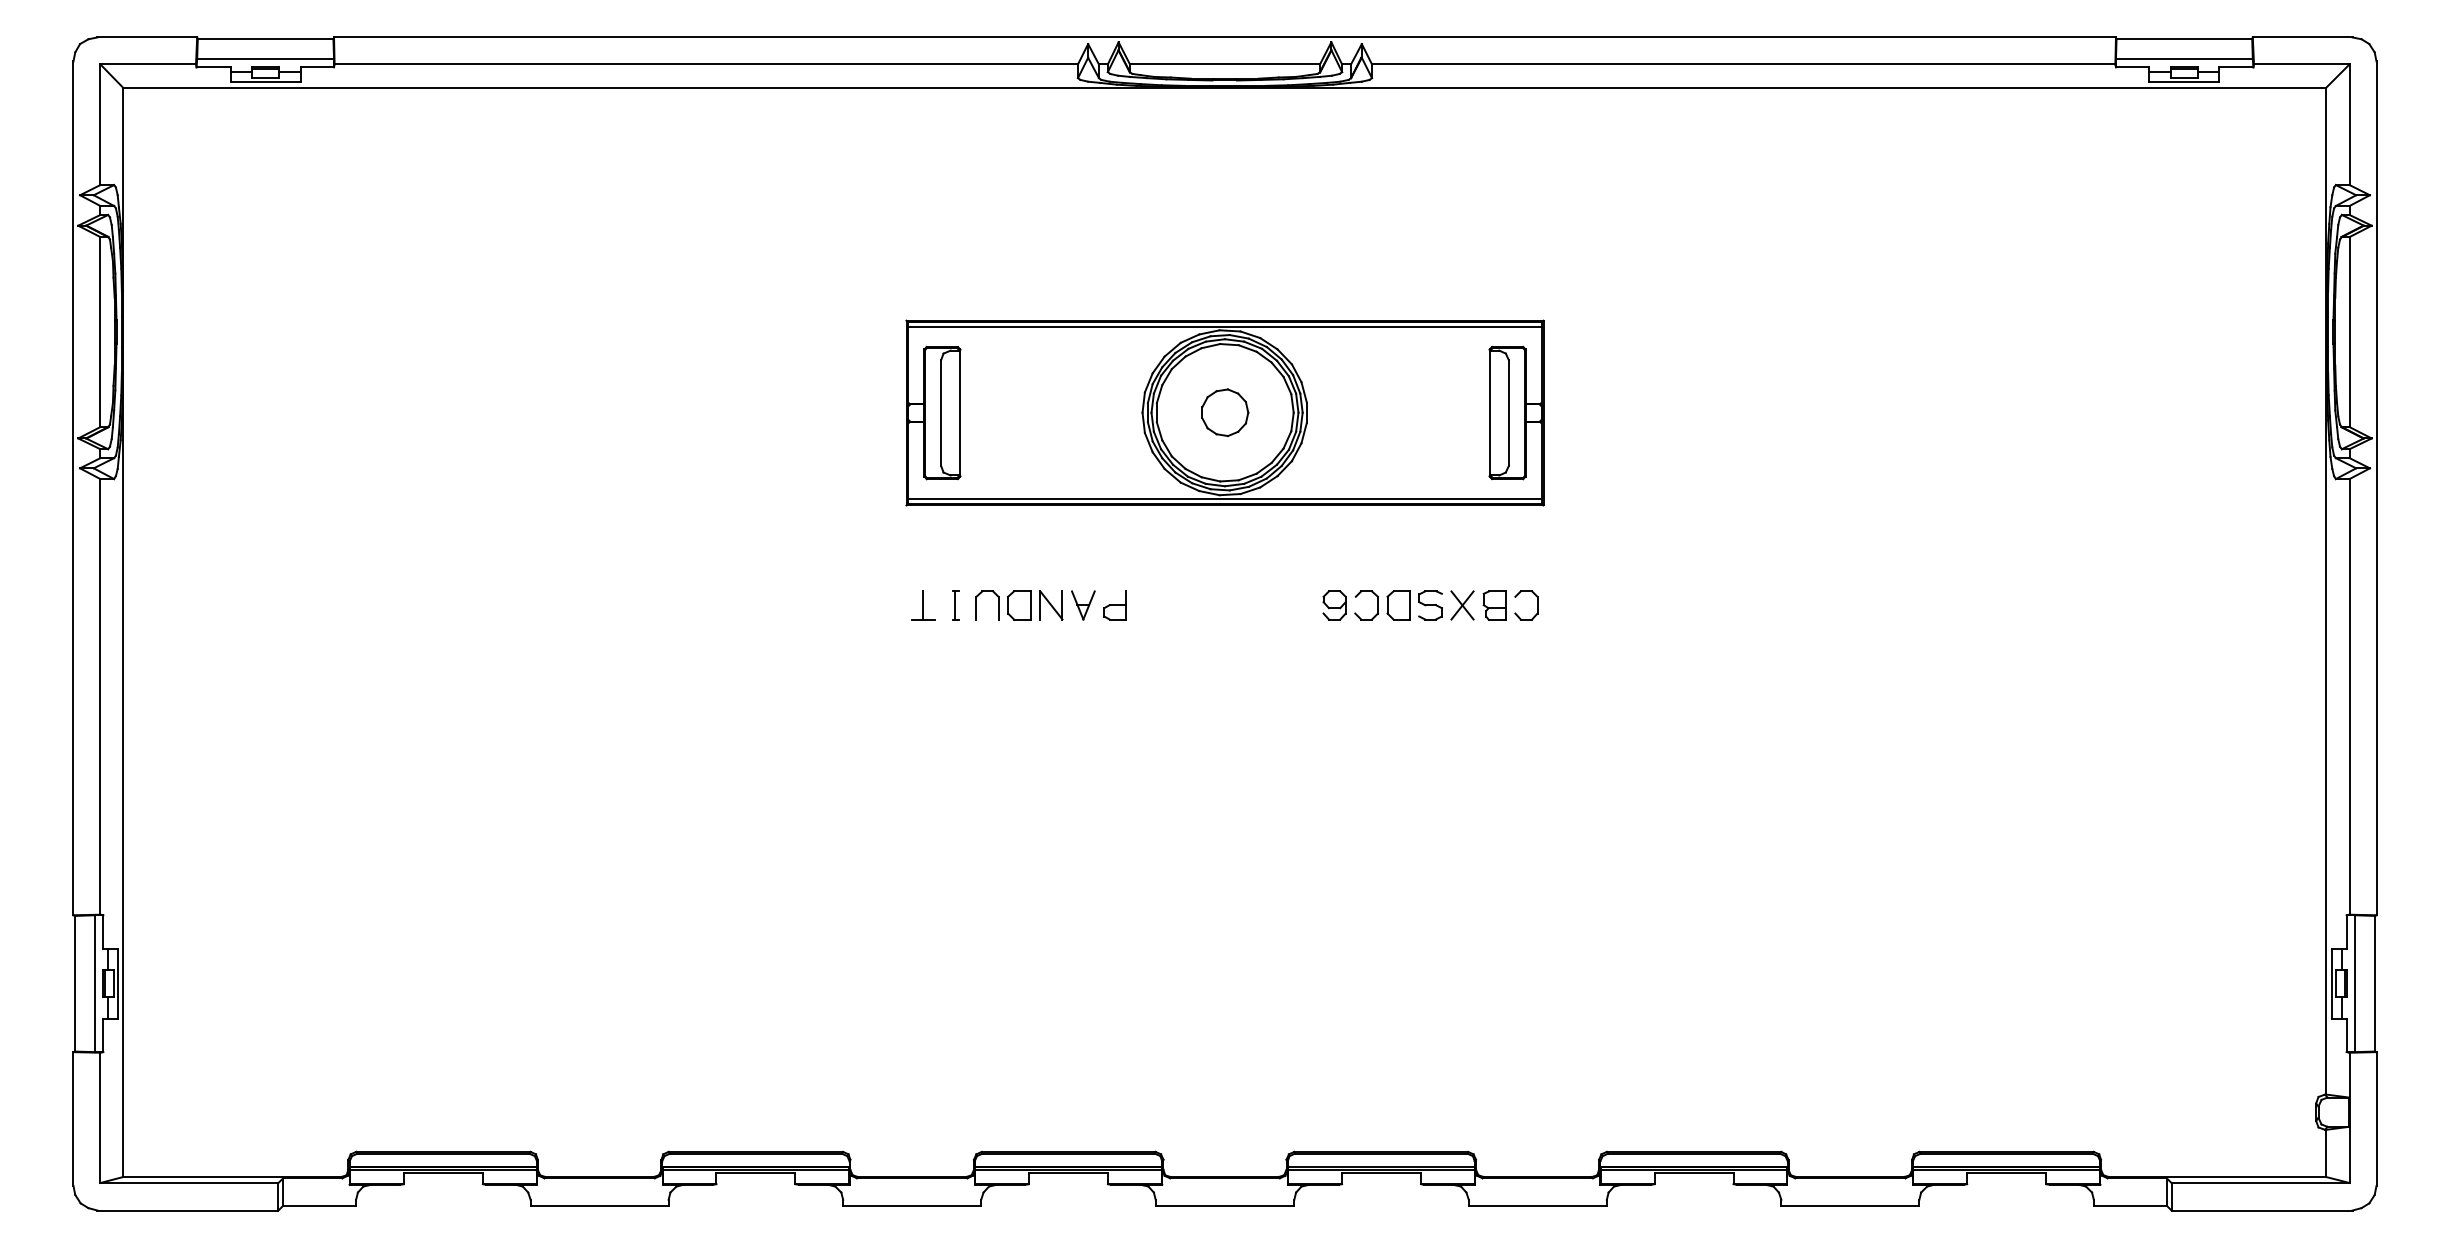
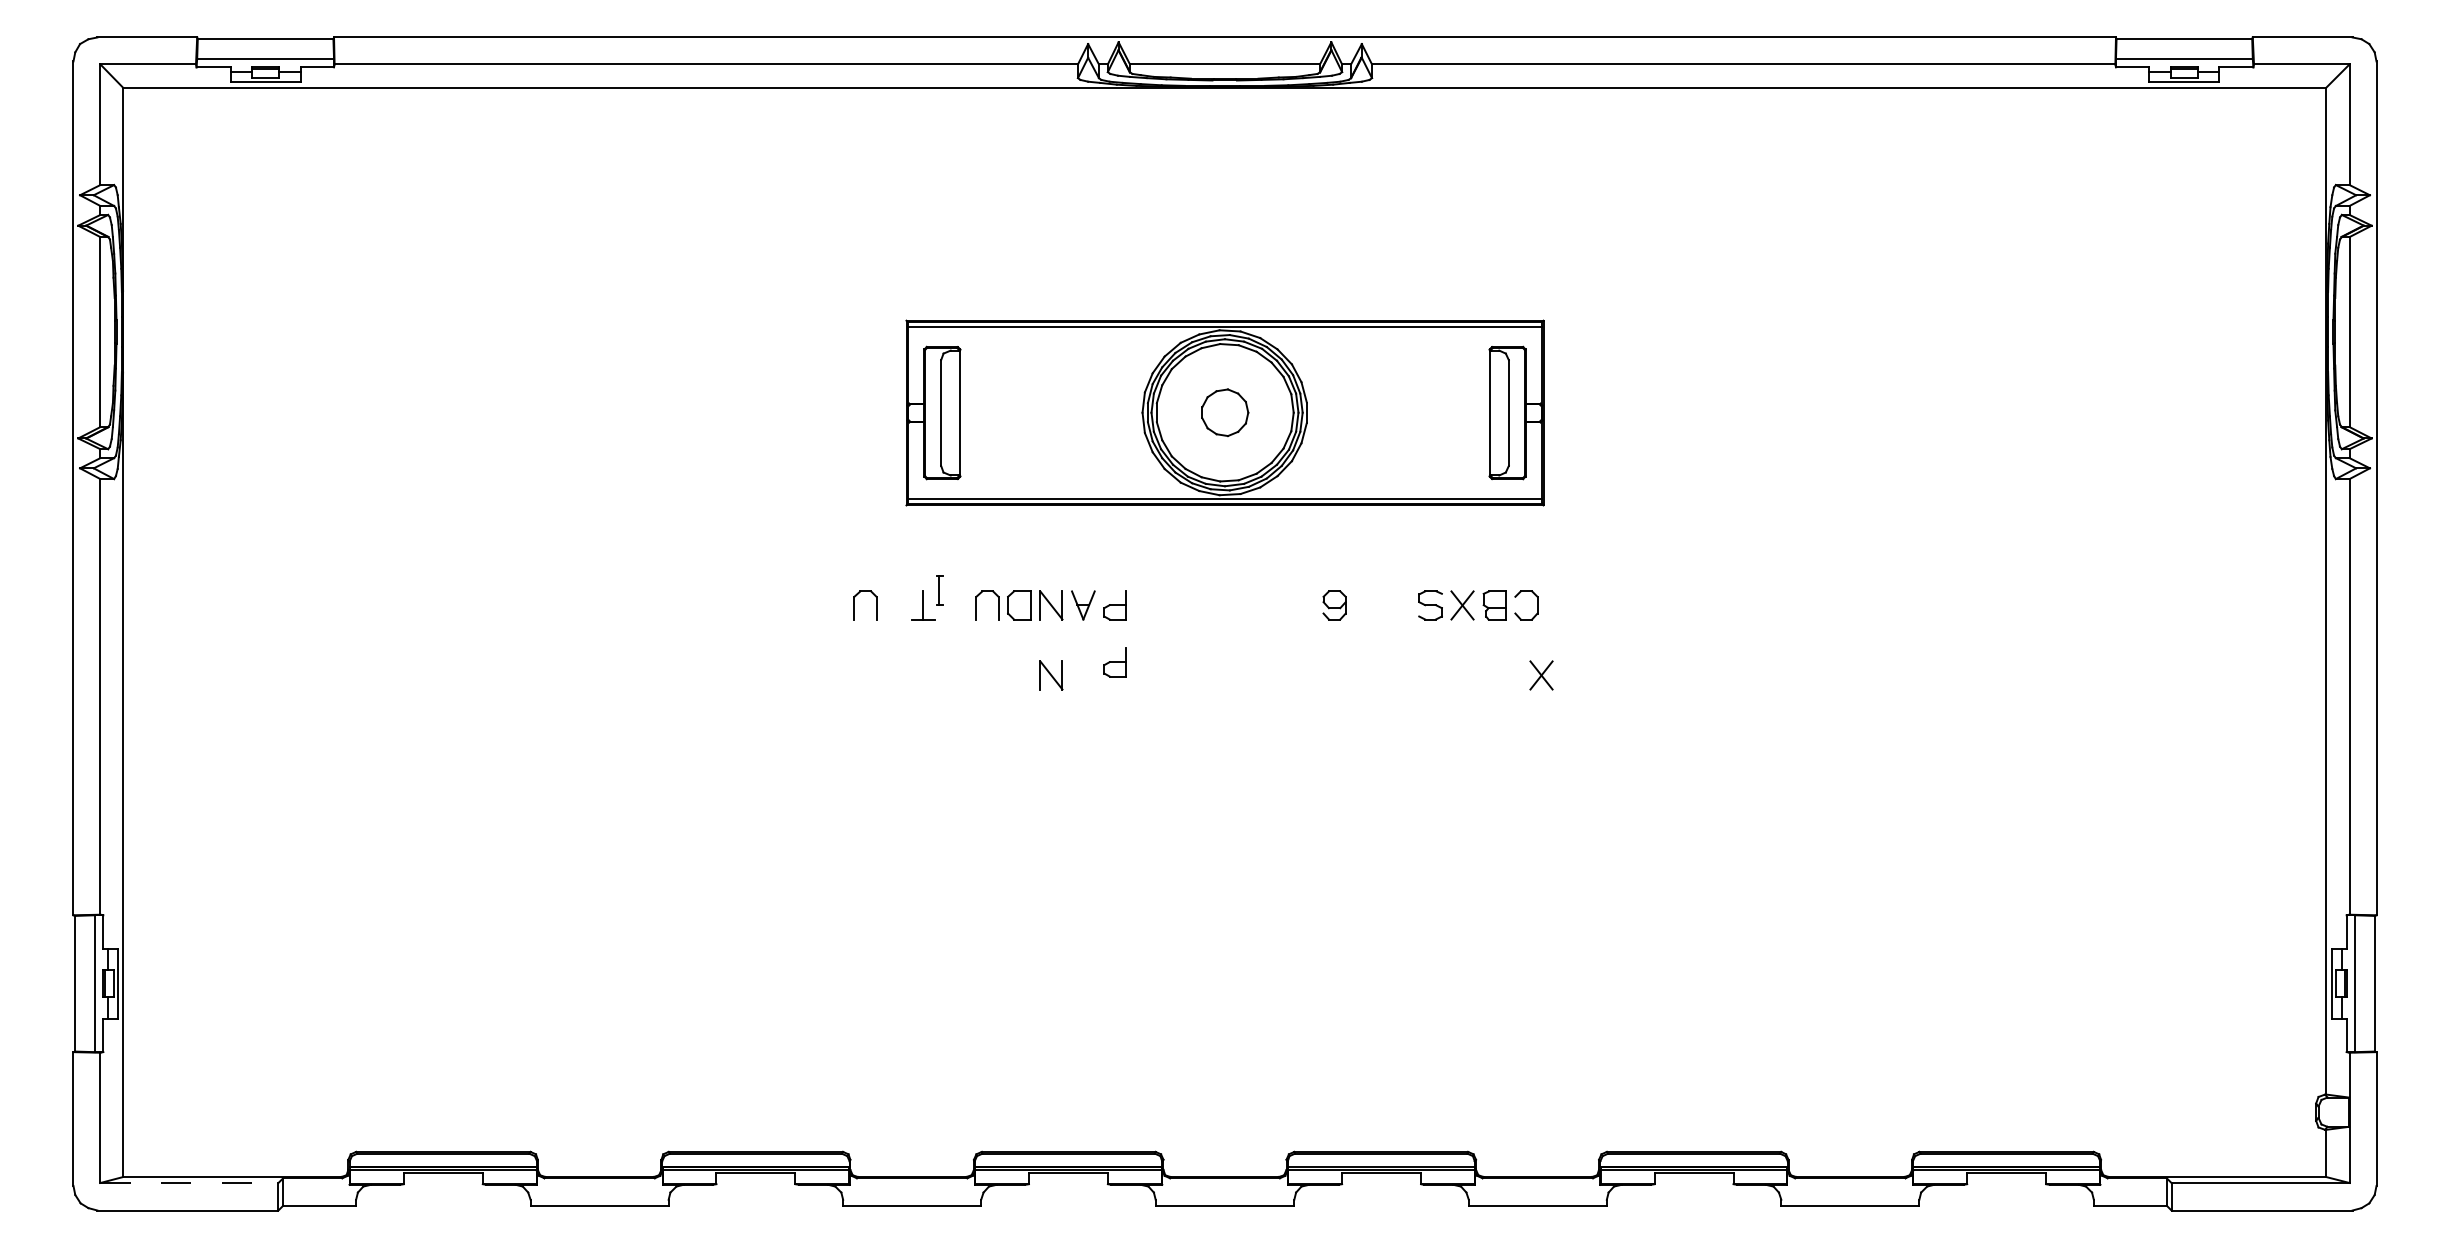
part: none -> present (854, 605)
part position: (955, 605) -> (939, 590) (939, 590)
part: present -> none (1382, 605)
part: none -> present (1114, 662)
part: none -> present (1051, 675)
part: none -> present (1541, 675)
line: solid -> dashed (189, 1183)
